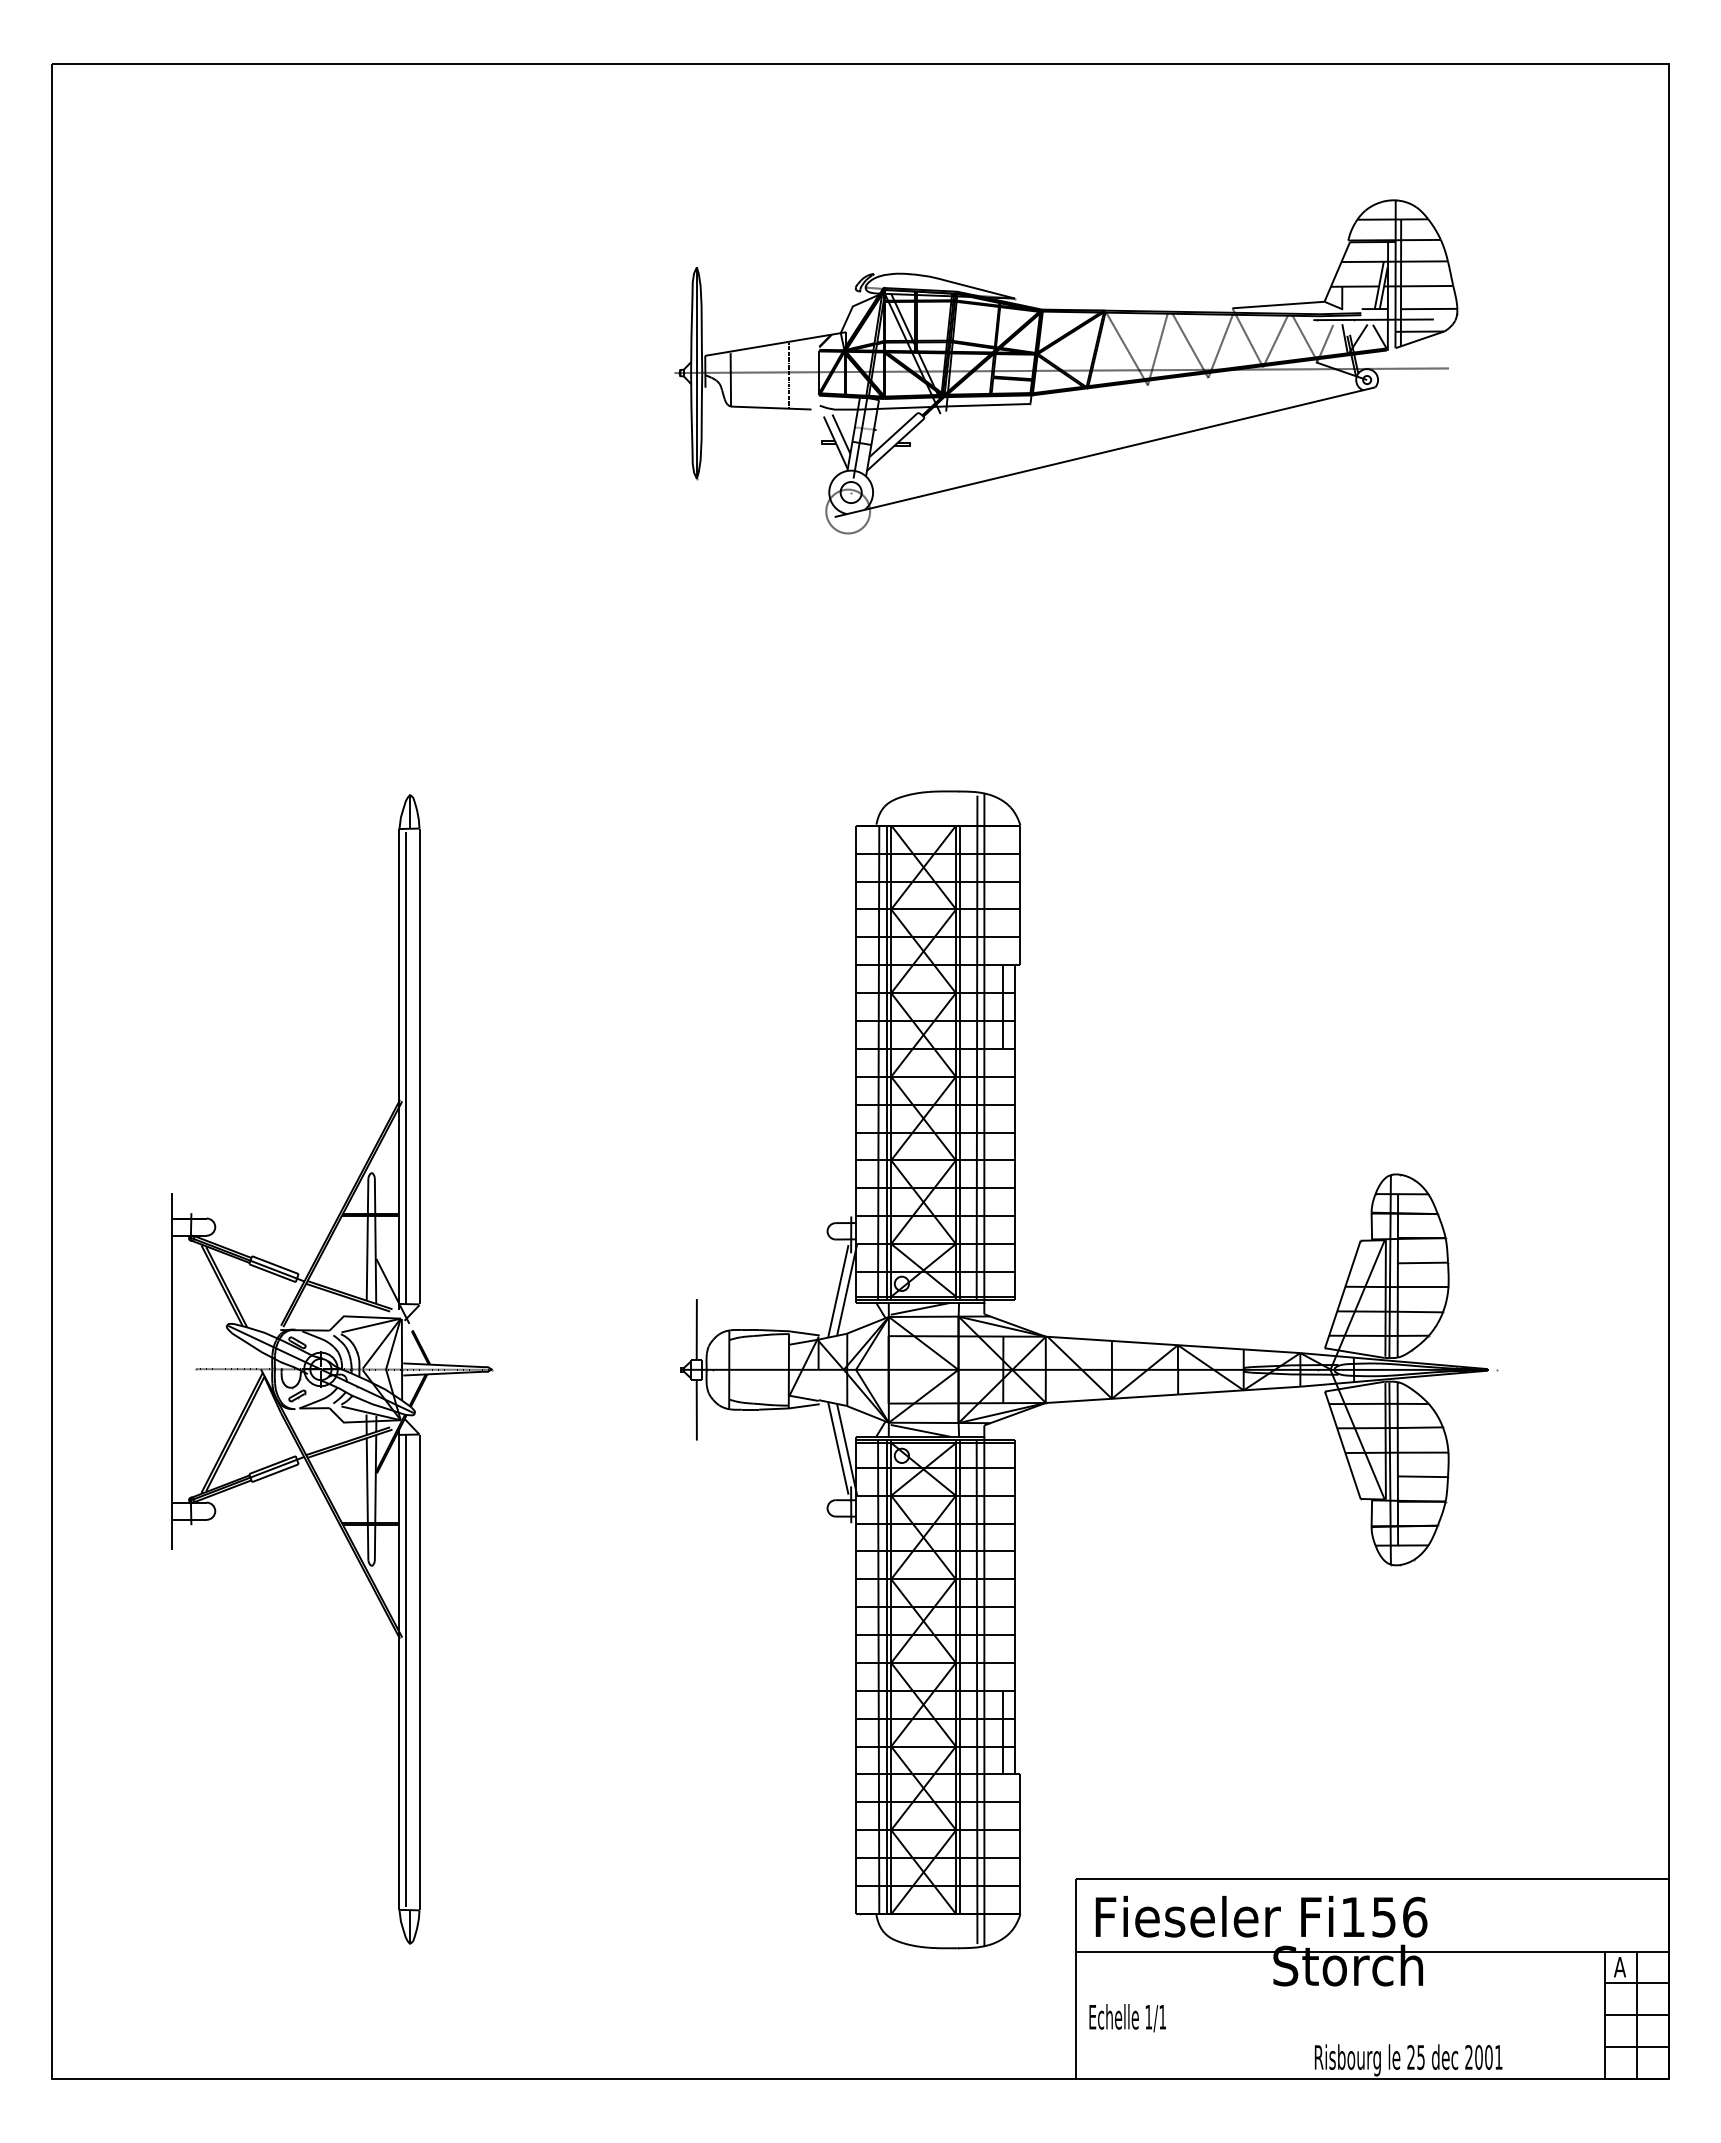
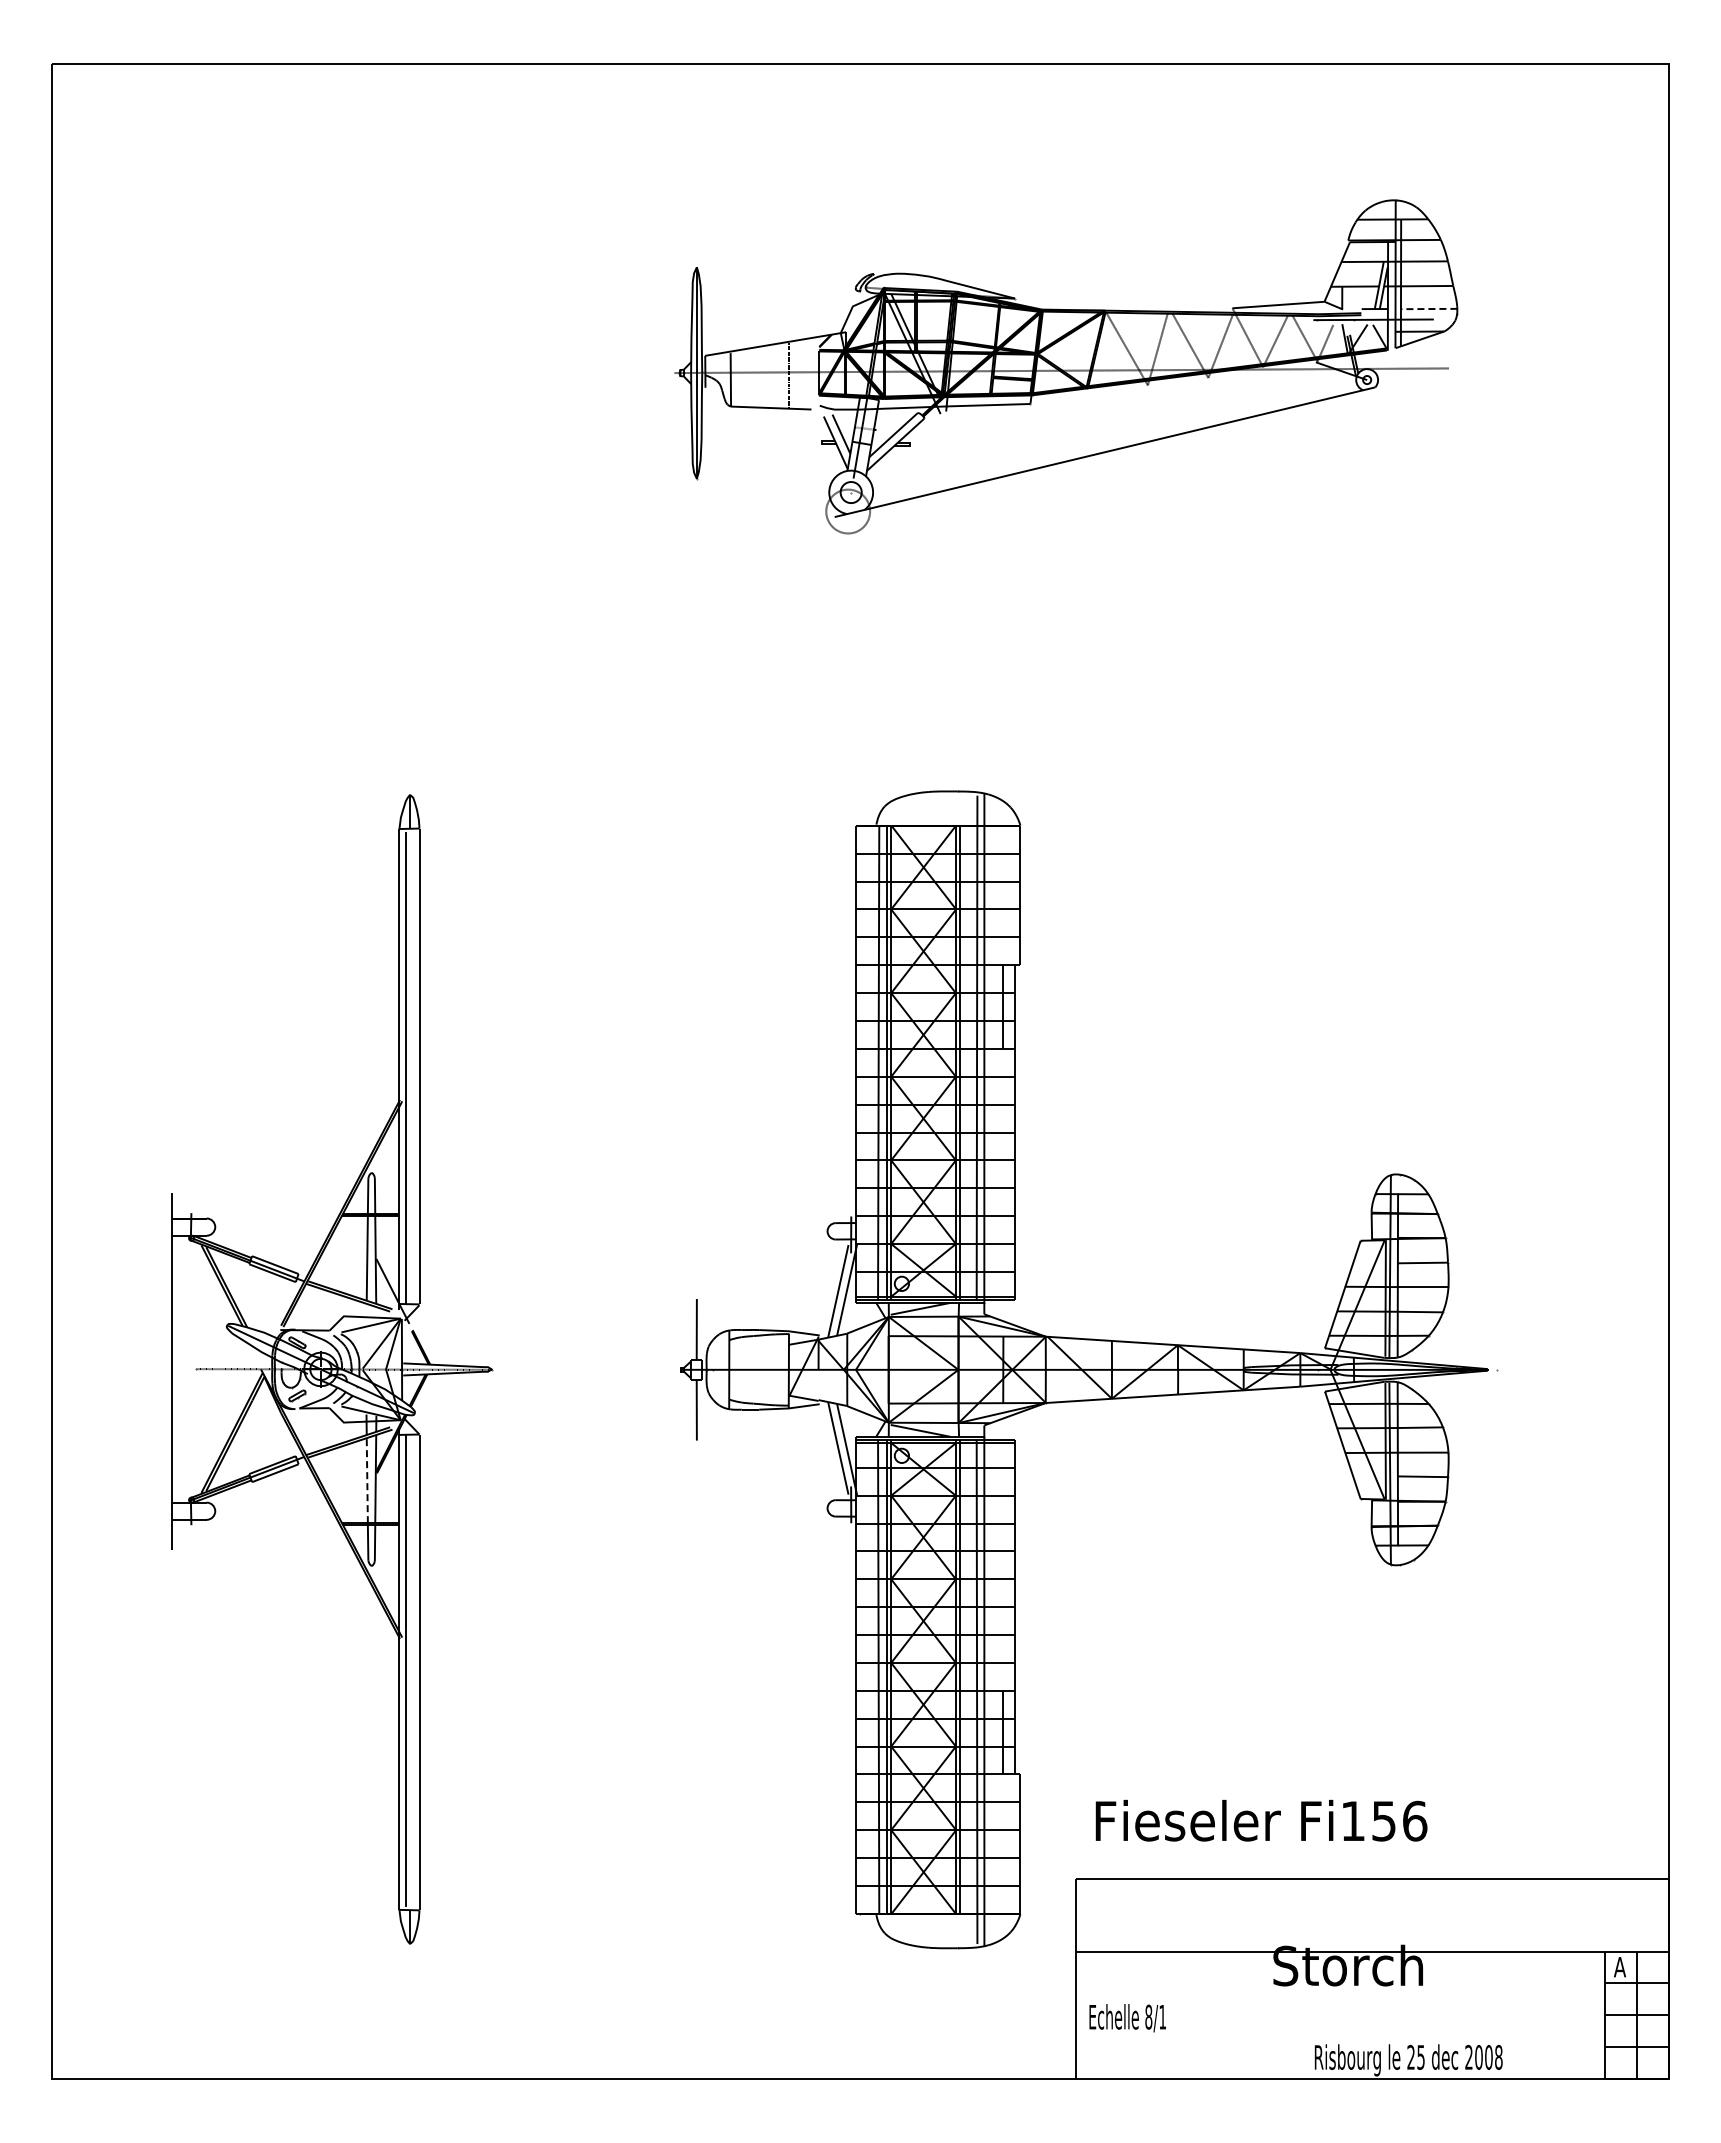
line: solid -> dashed (1429, 309)
line: solid -> dashed (367, 1480)
text position: (1261, 1916) -> (1261, 1820) (1261, 1820)
text: 1/1 -> 8/1 (1148, 2016)
text: 2001 -> 2008 (1498, 2056)
